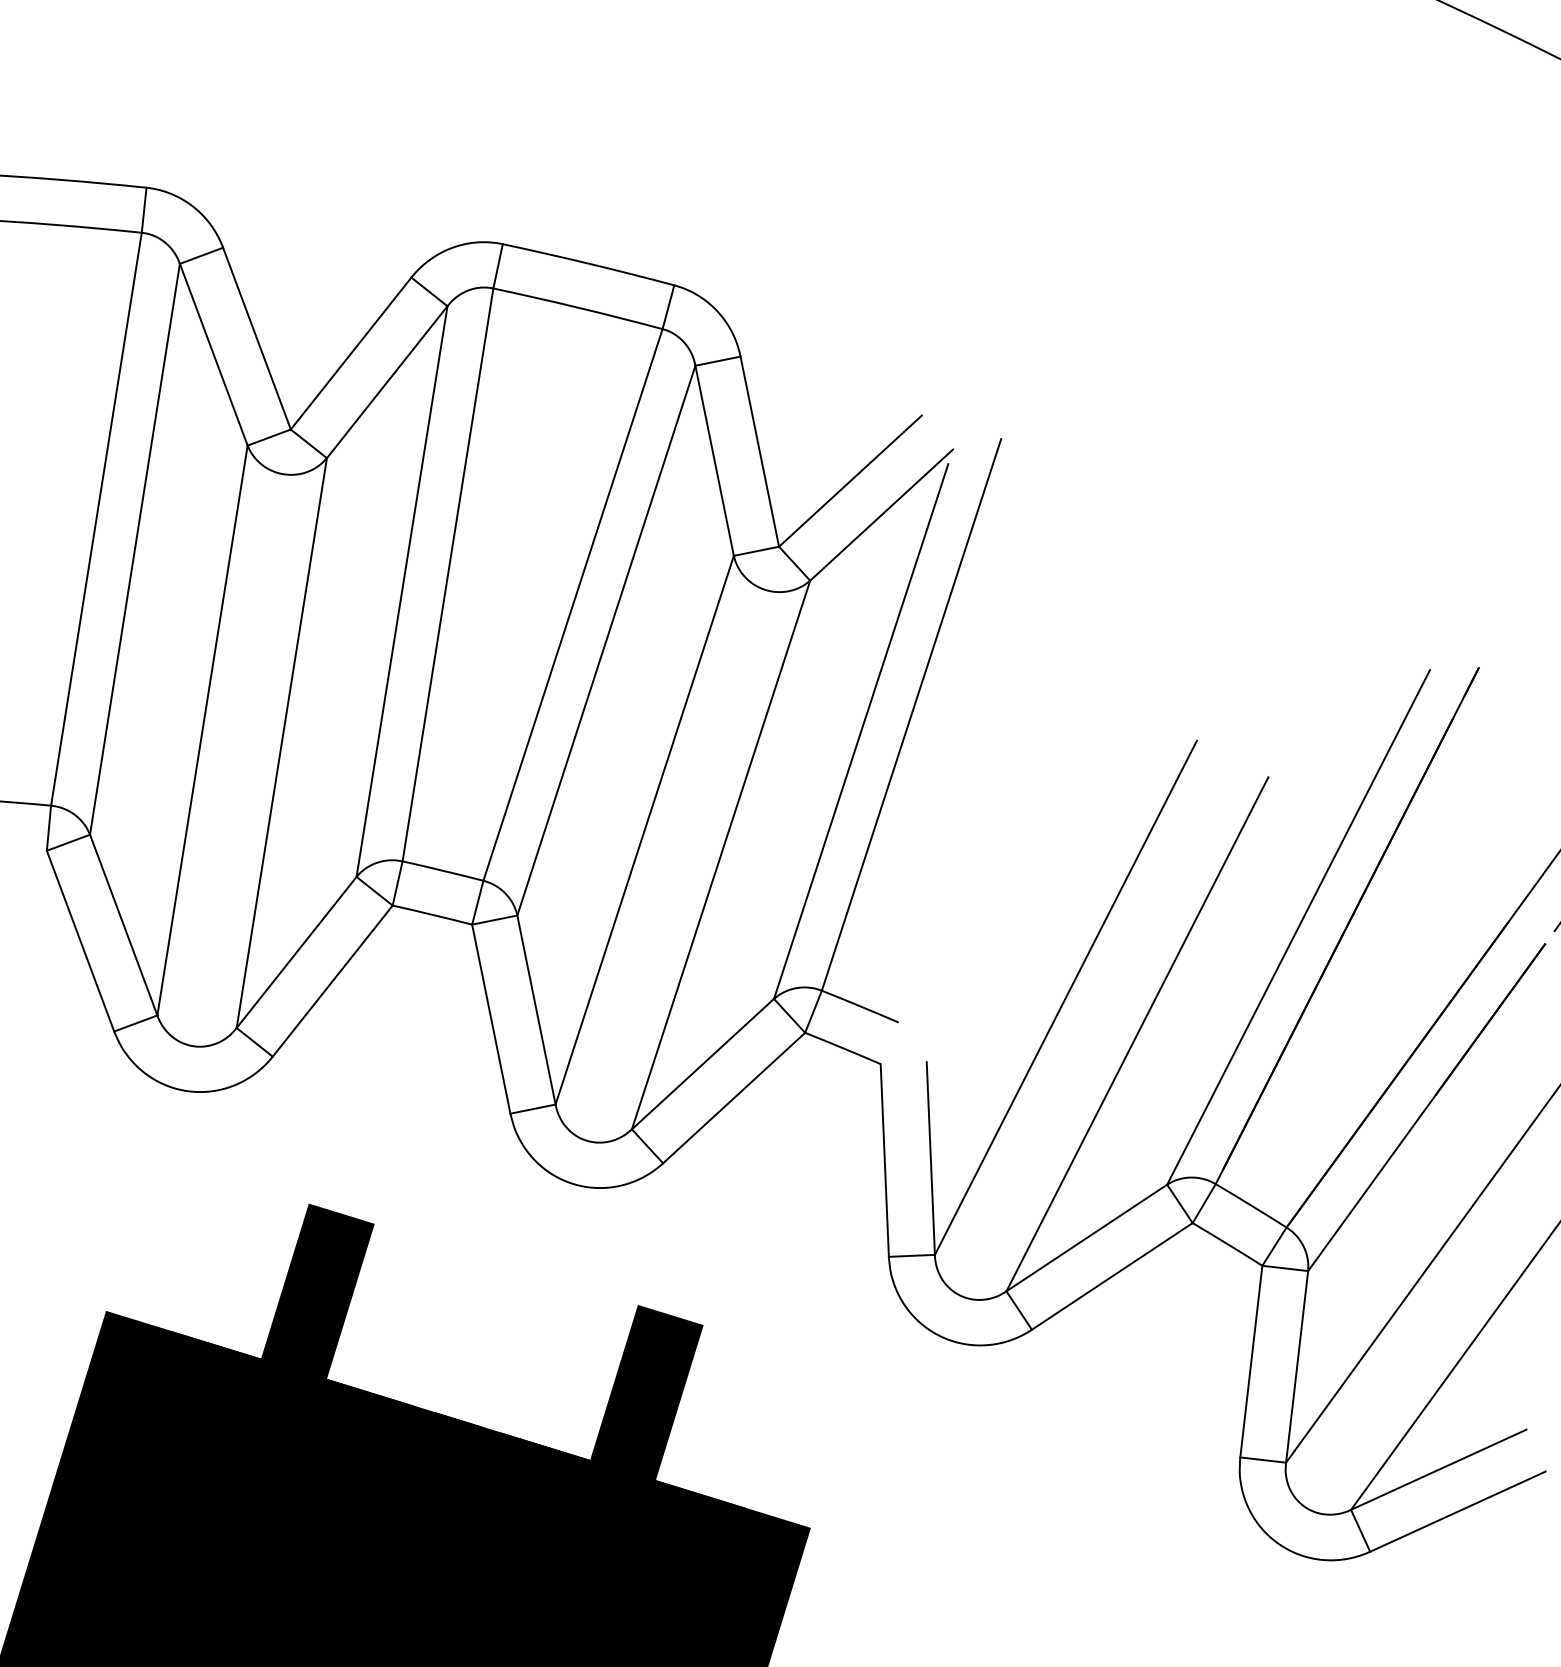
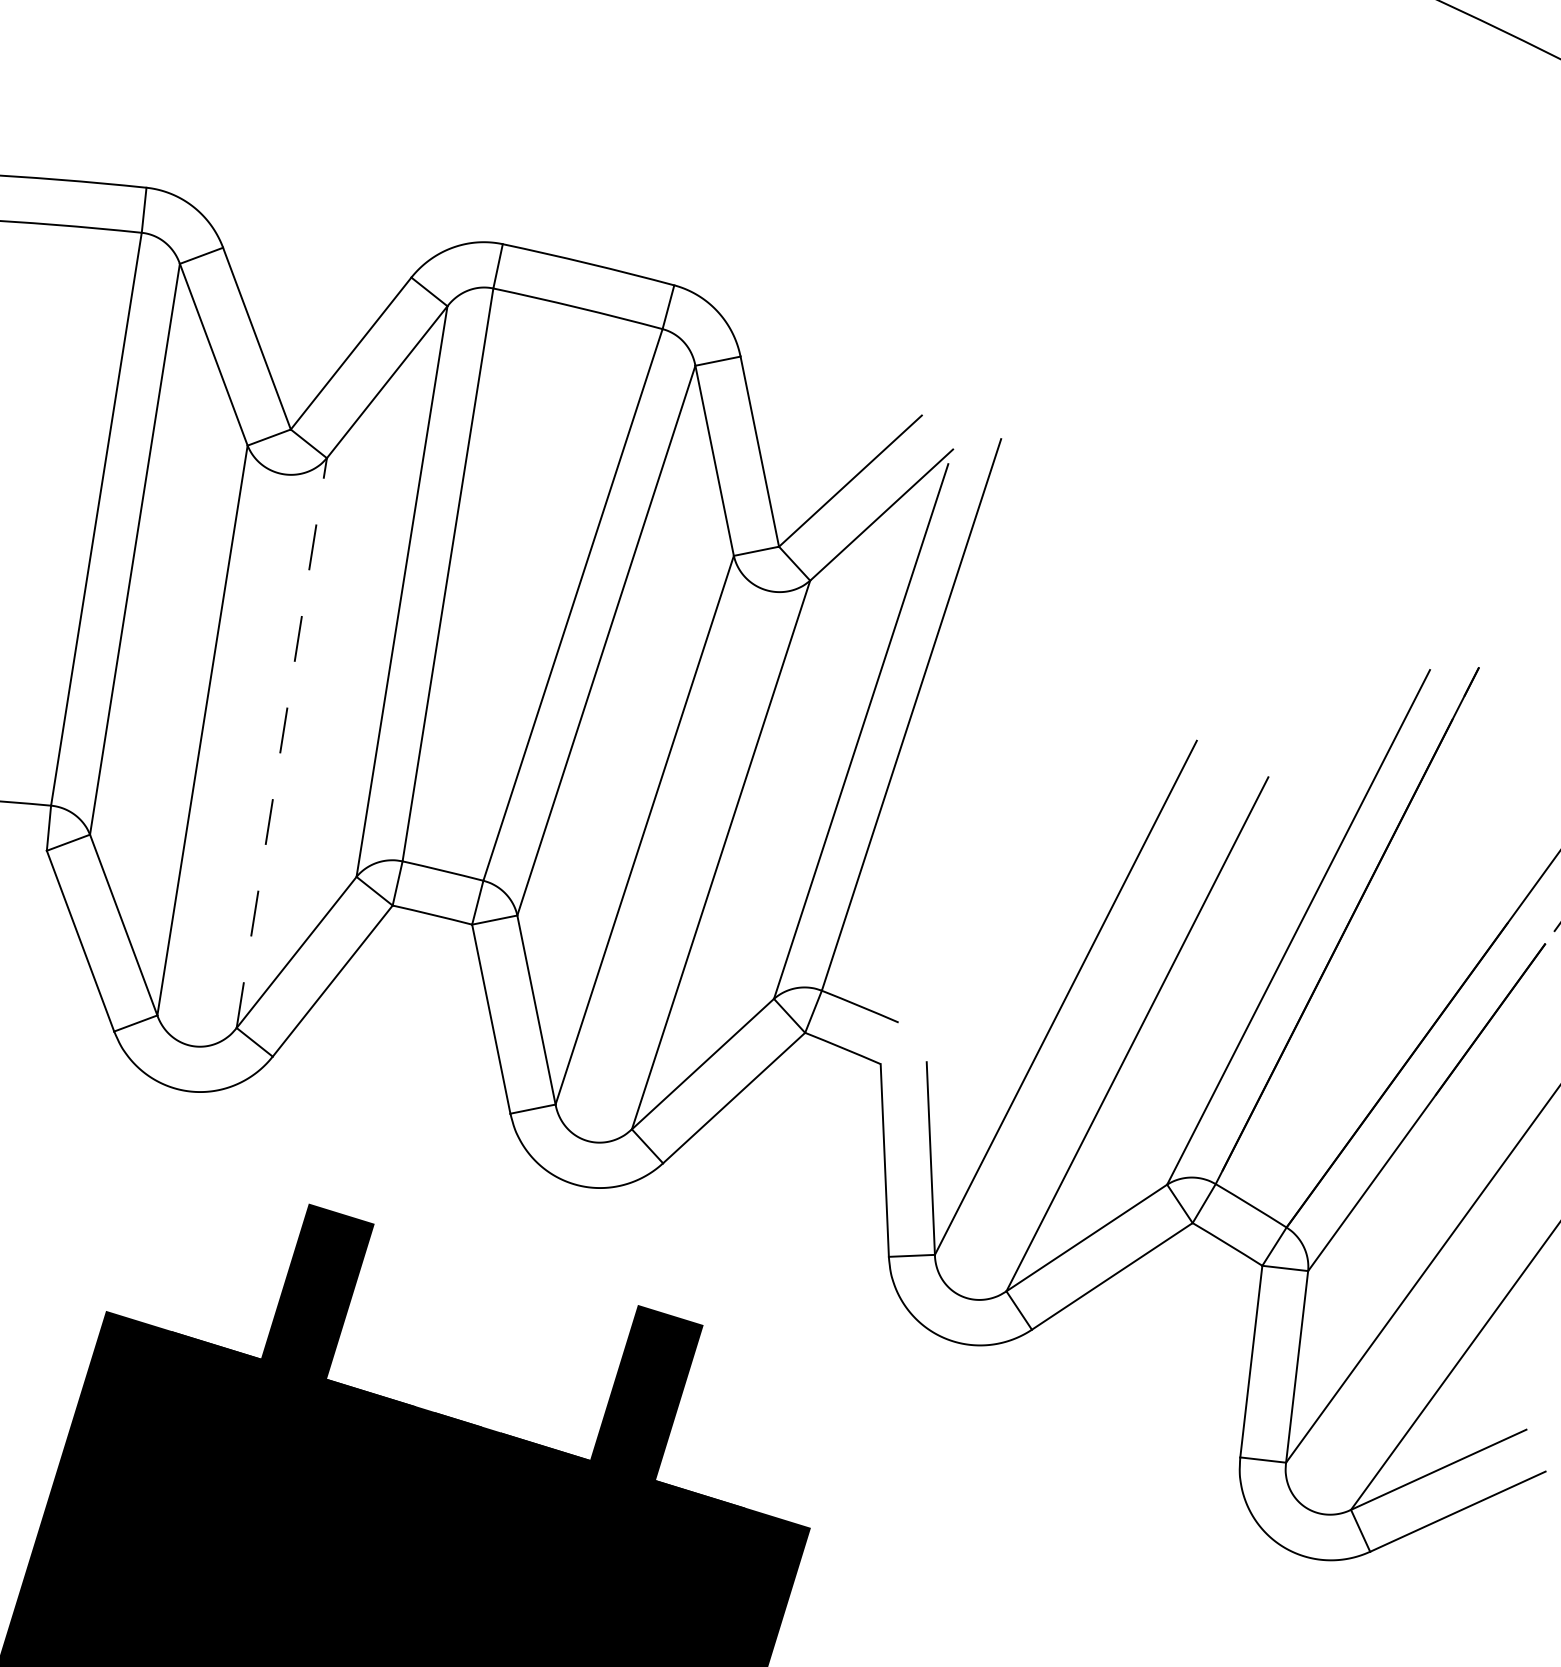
line: solid -> dashed (281, 742)
